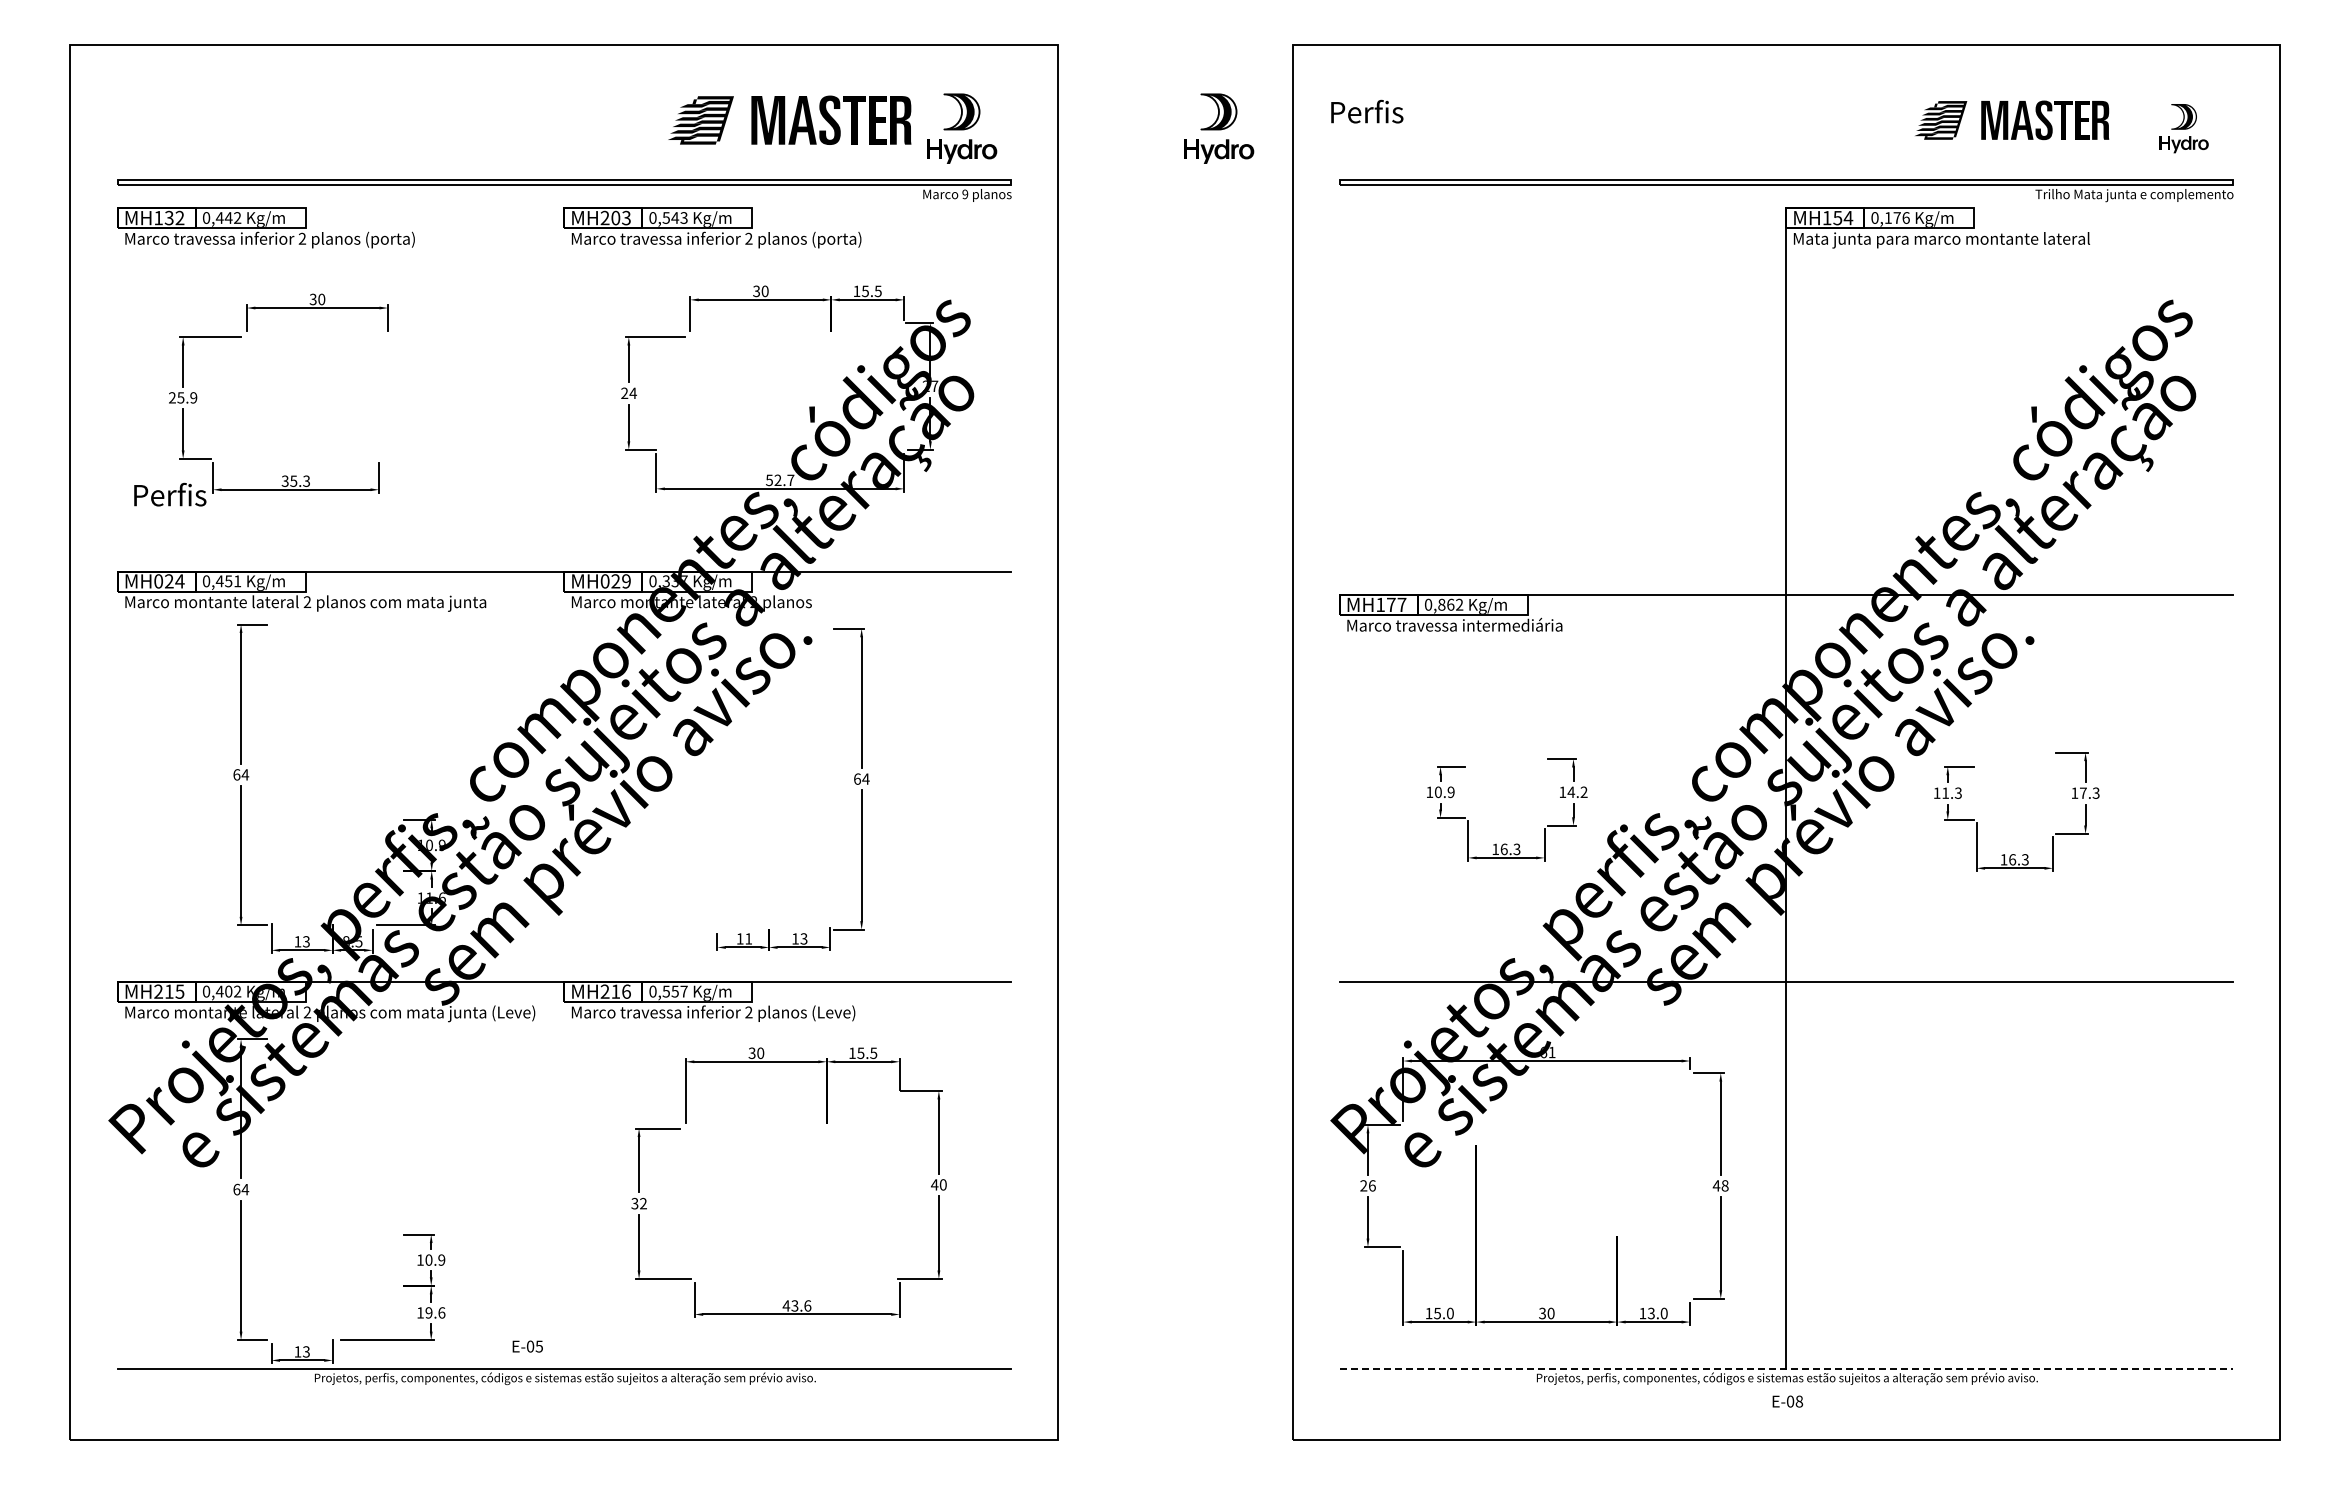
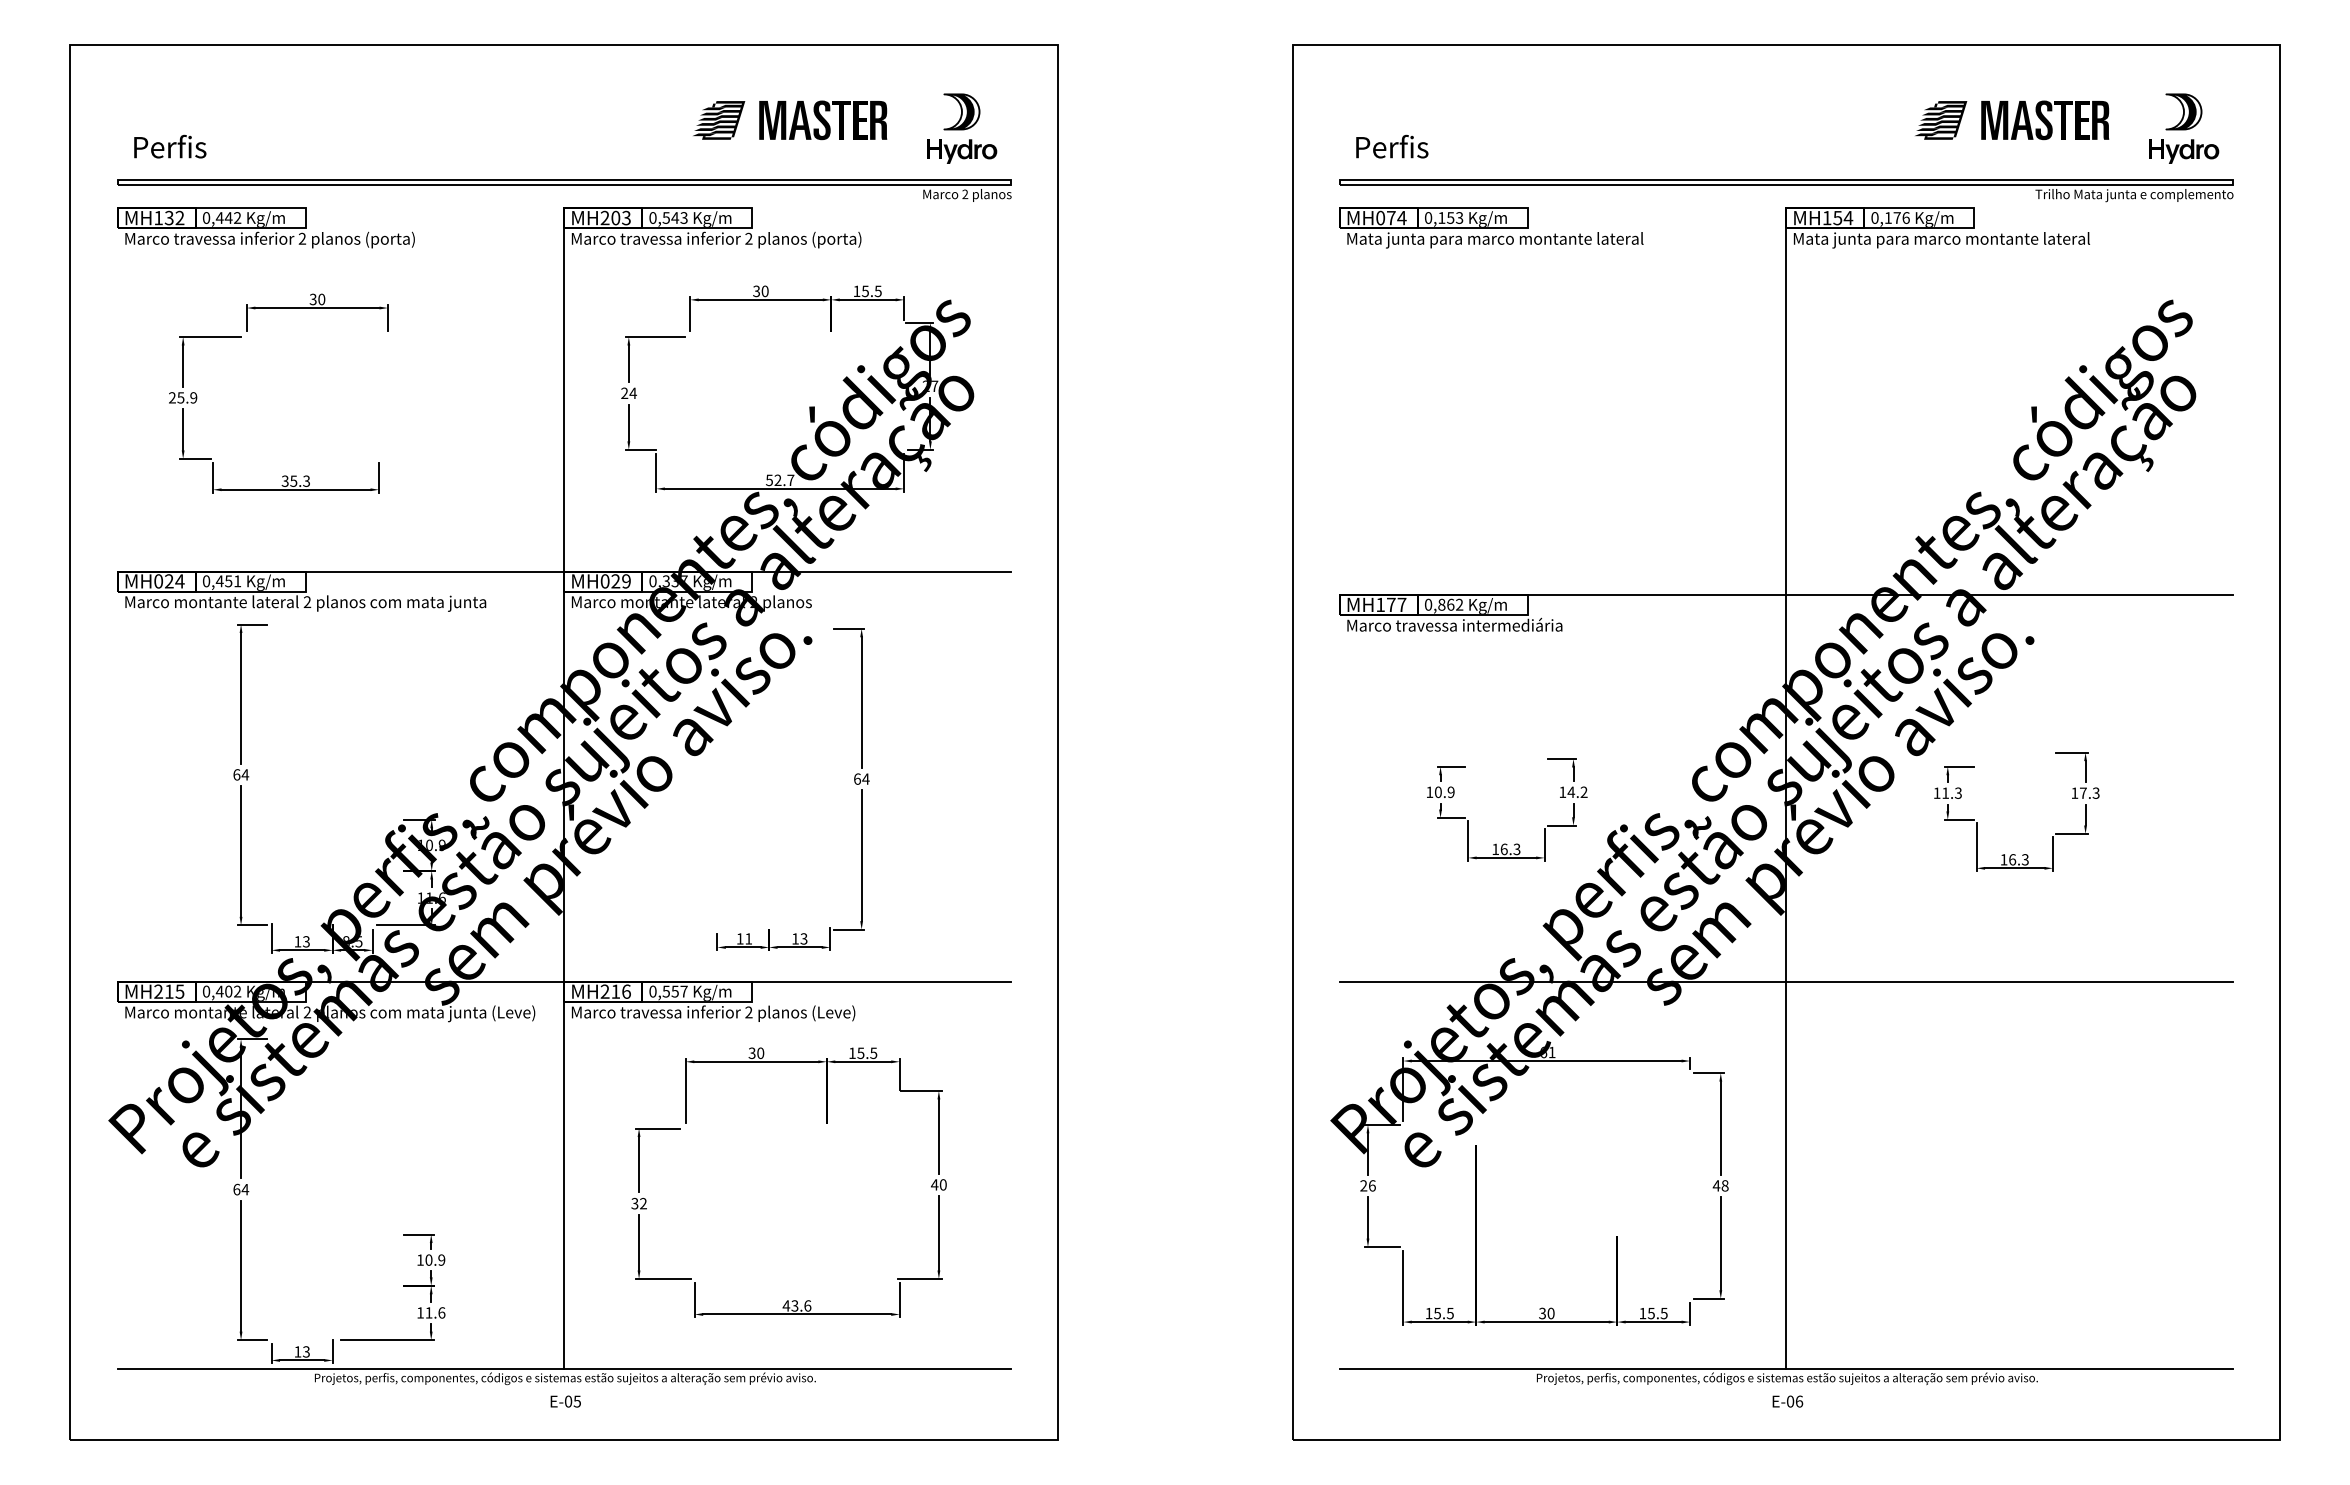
text position: (1367, 111) -> (1392, 146) (1392, 146)
part size: 244x50 px -> 195x41 px (790, 120)
part: present -> none (1219, 128)
part size: 50x50 px -> 71x71 px (2184, 128)
text: 9 -> 2 (965, 194)
part: none -> present (1491, 227)
text position: (170, 494) -> (170, 146) (170, 146)
line: none -> present (563, 788)
text: 19.6 -> 11.6 (428, 1312)
text: 15.0 -> 15.5 (1449, 1313)
text: 13.0 -> 15.5 (1657, 1313)
text position: (527, 1346) -> (565, 1401) (565, 1401)
line: dashed -> solid (1785, 1368)
text: E-08 -> E-06 (1799, 1401)
